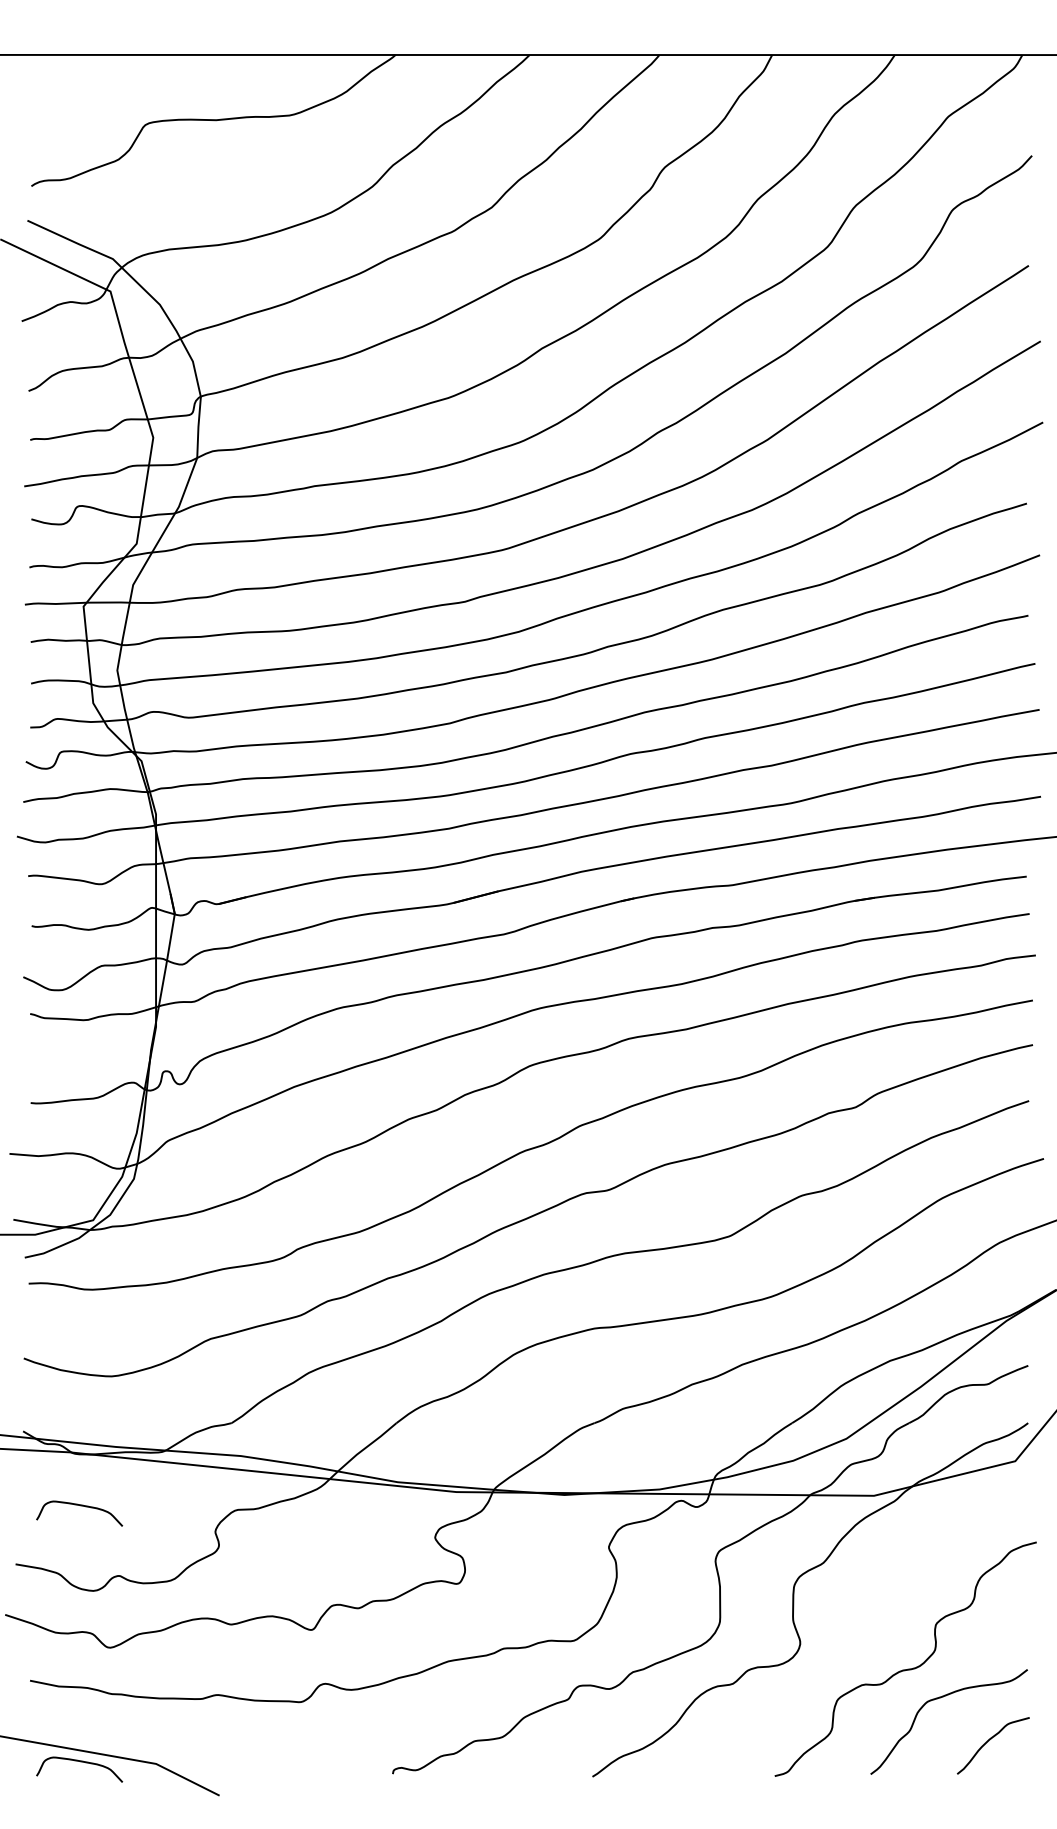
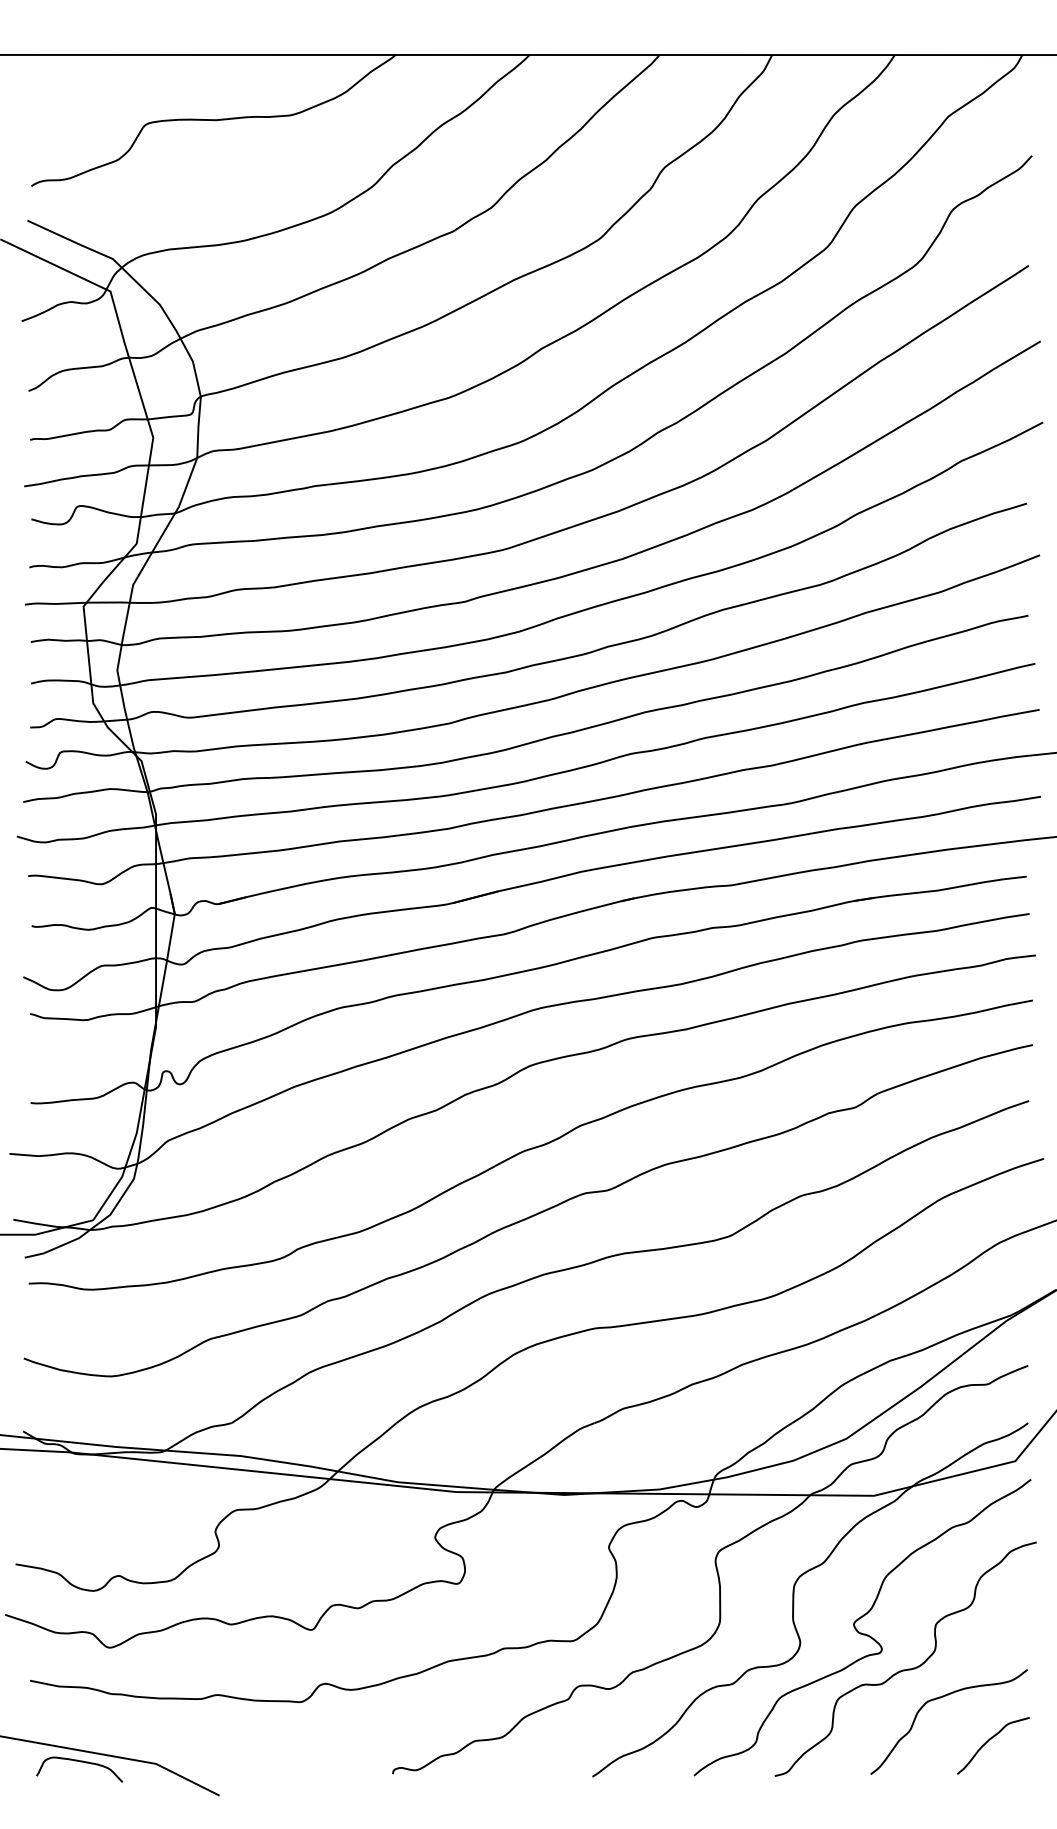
curve: present -> none (80, 1506)
curve: none -> present (858, 1630)
